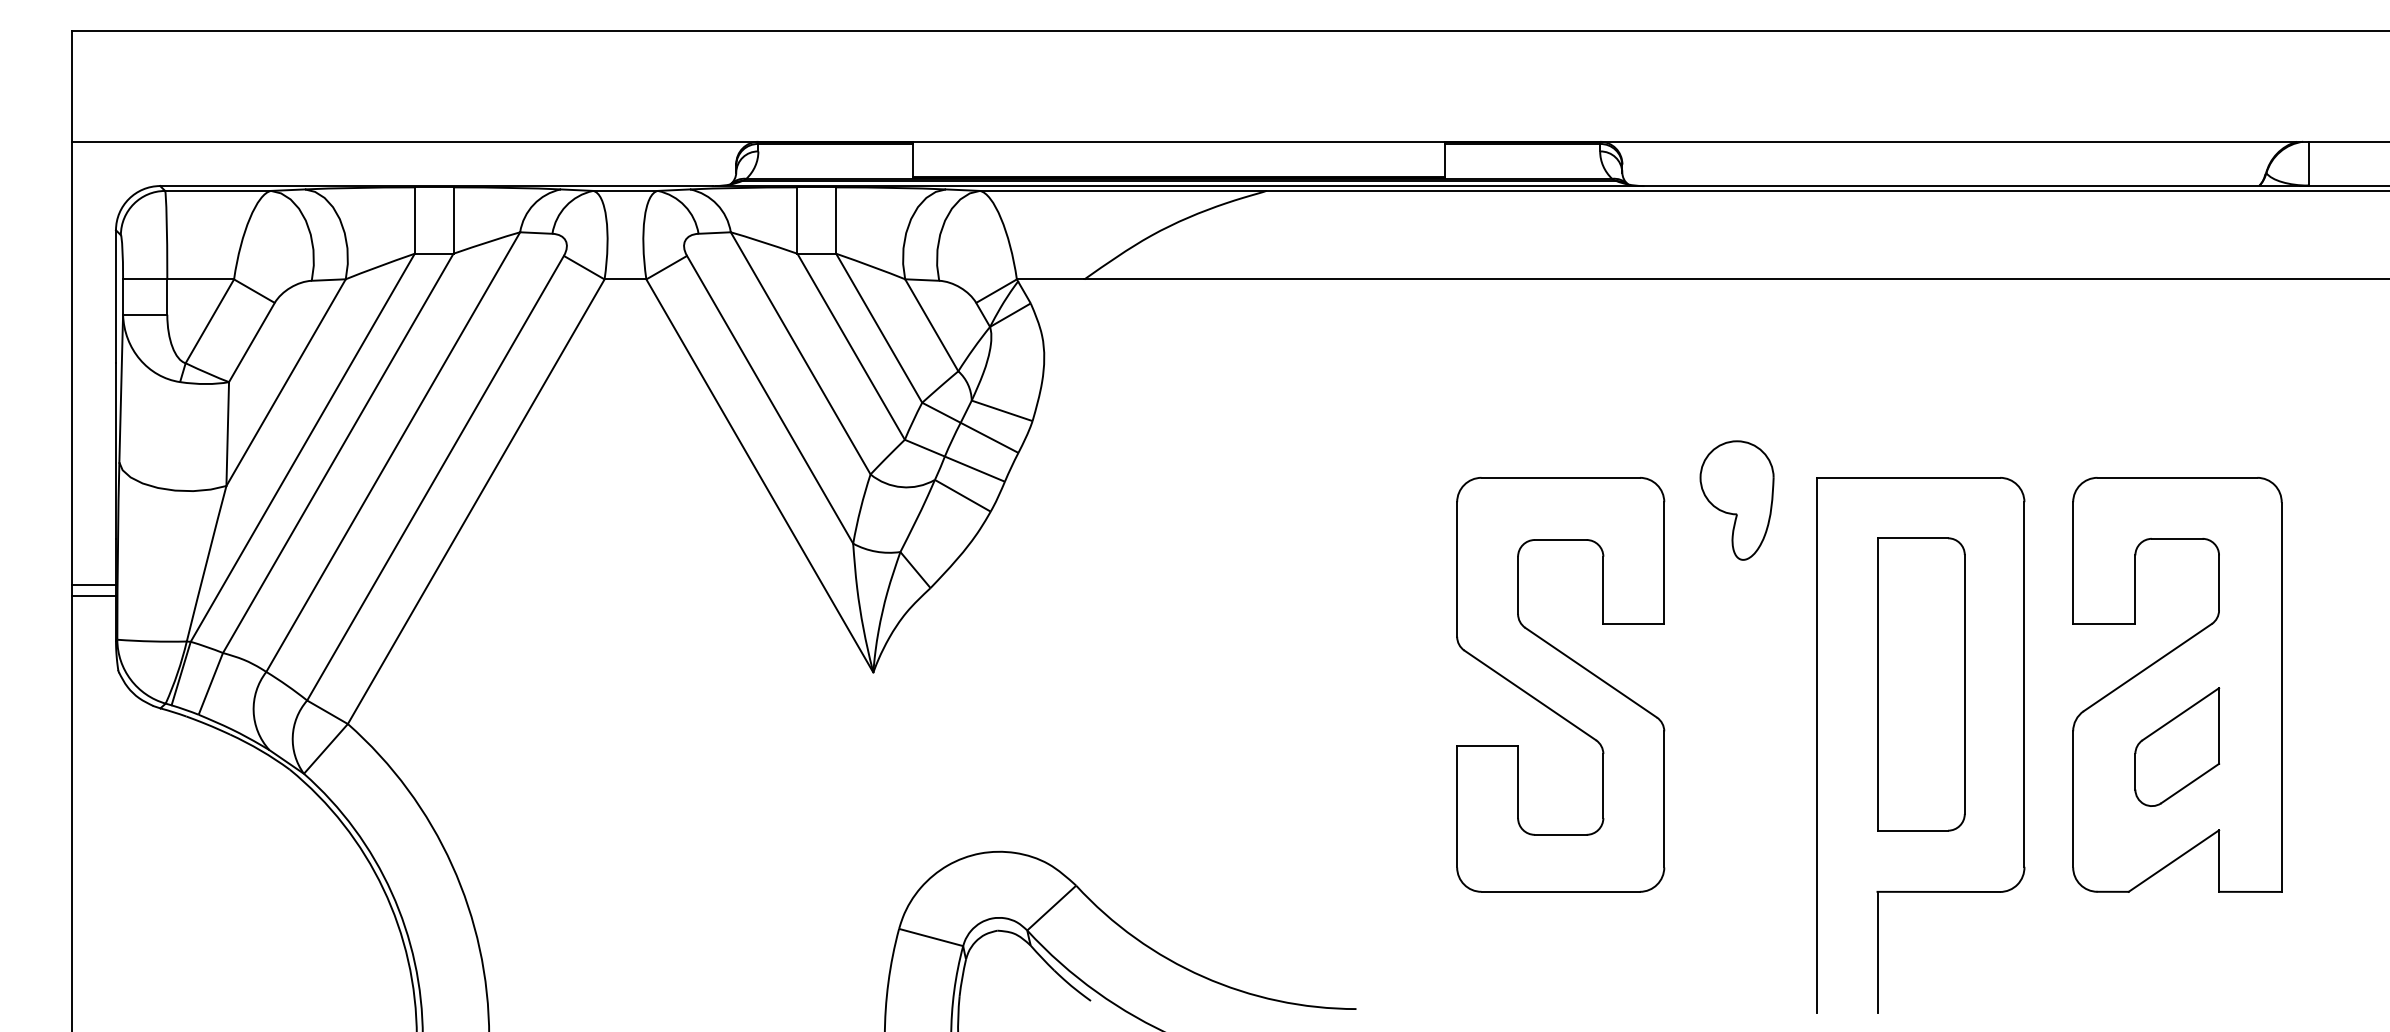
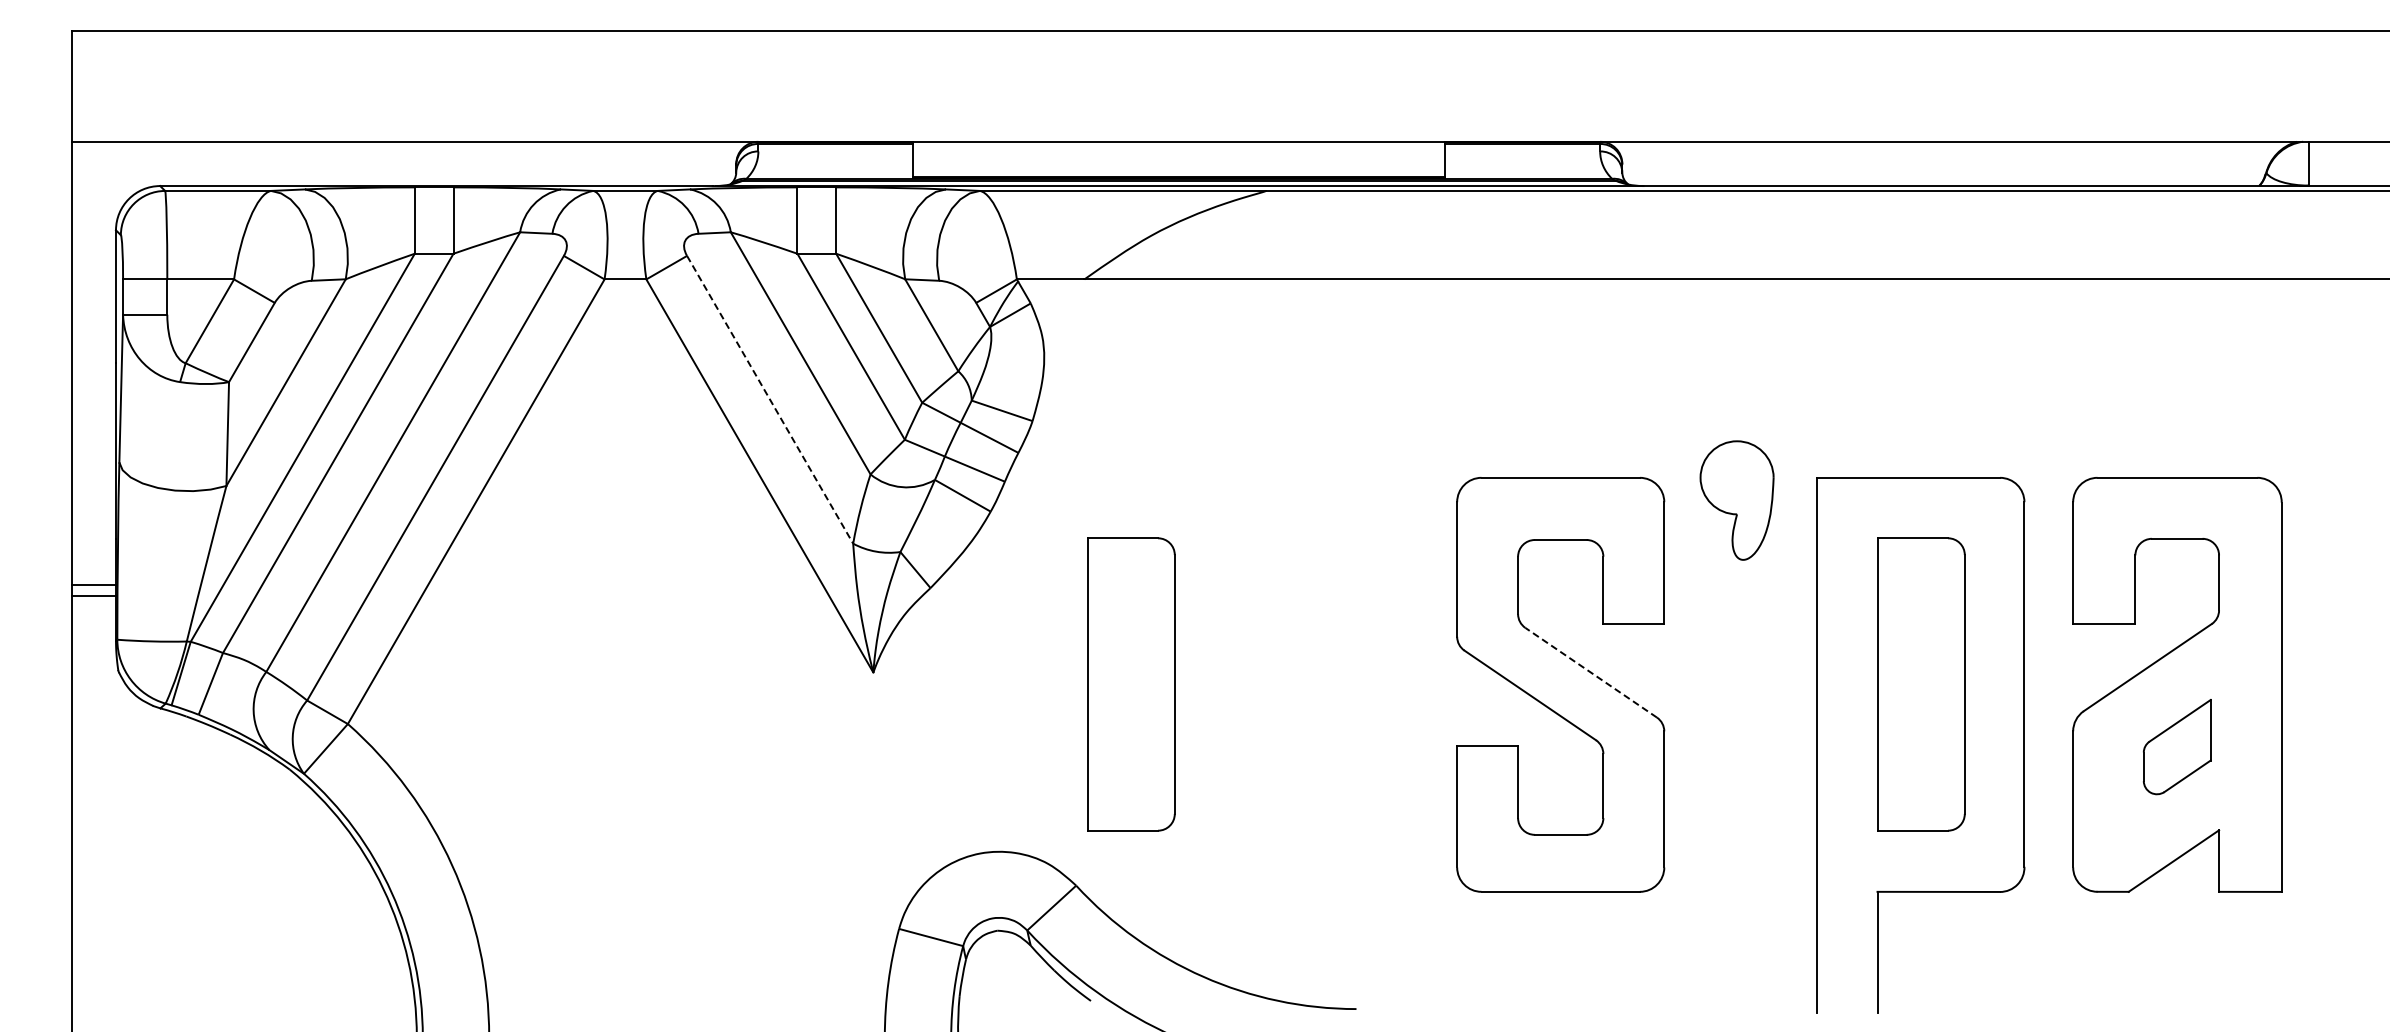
line: solid -> dashed (770, 400)
line: solid -> dashed (1591, 672)
part: none -> present (1131, 684)
part size: 87x120 px -> 69x97 px (2177, 747)
